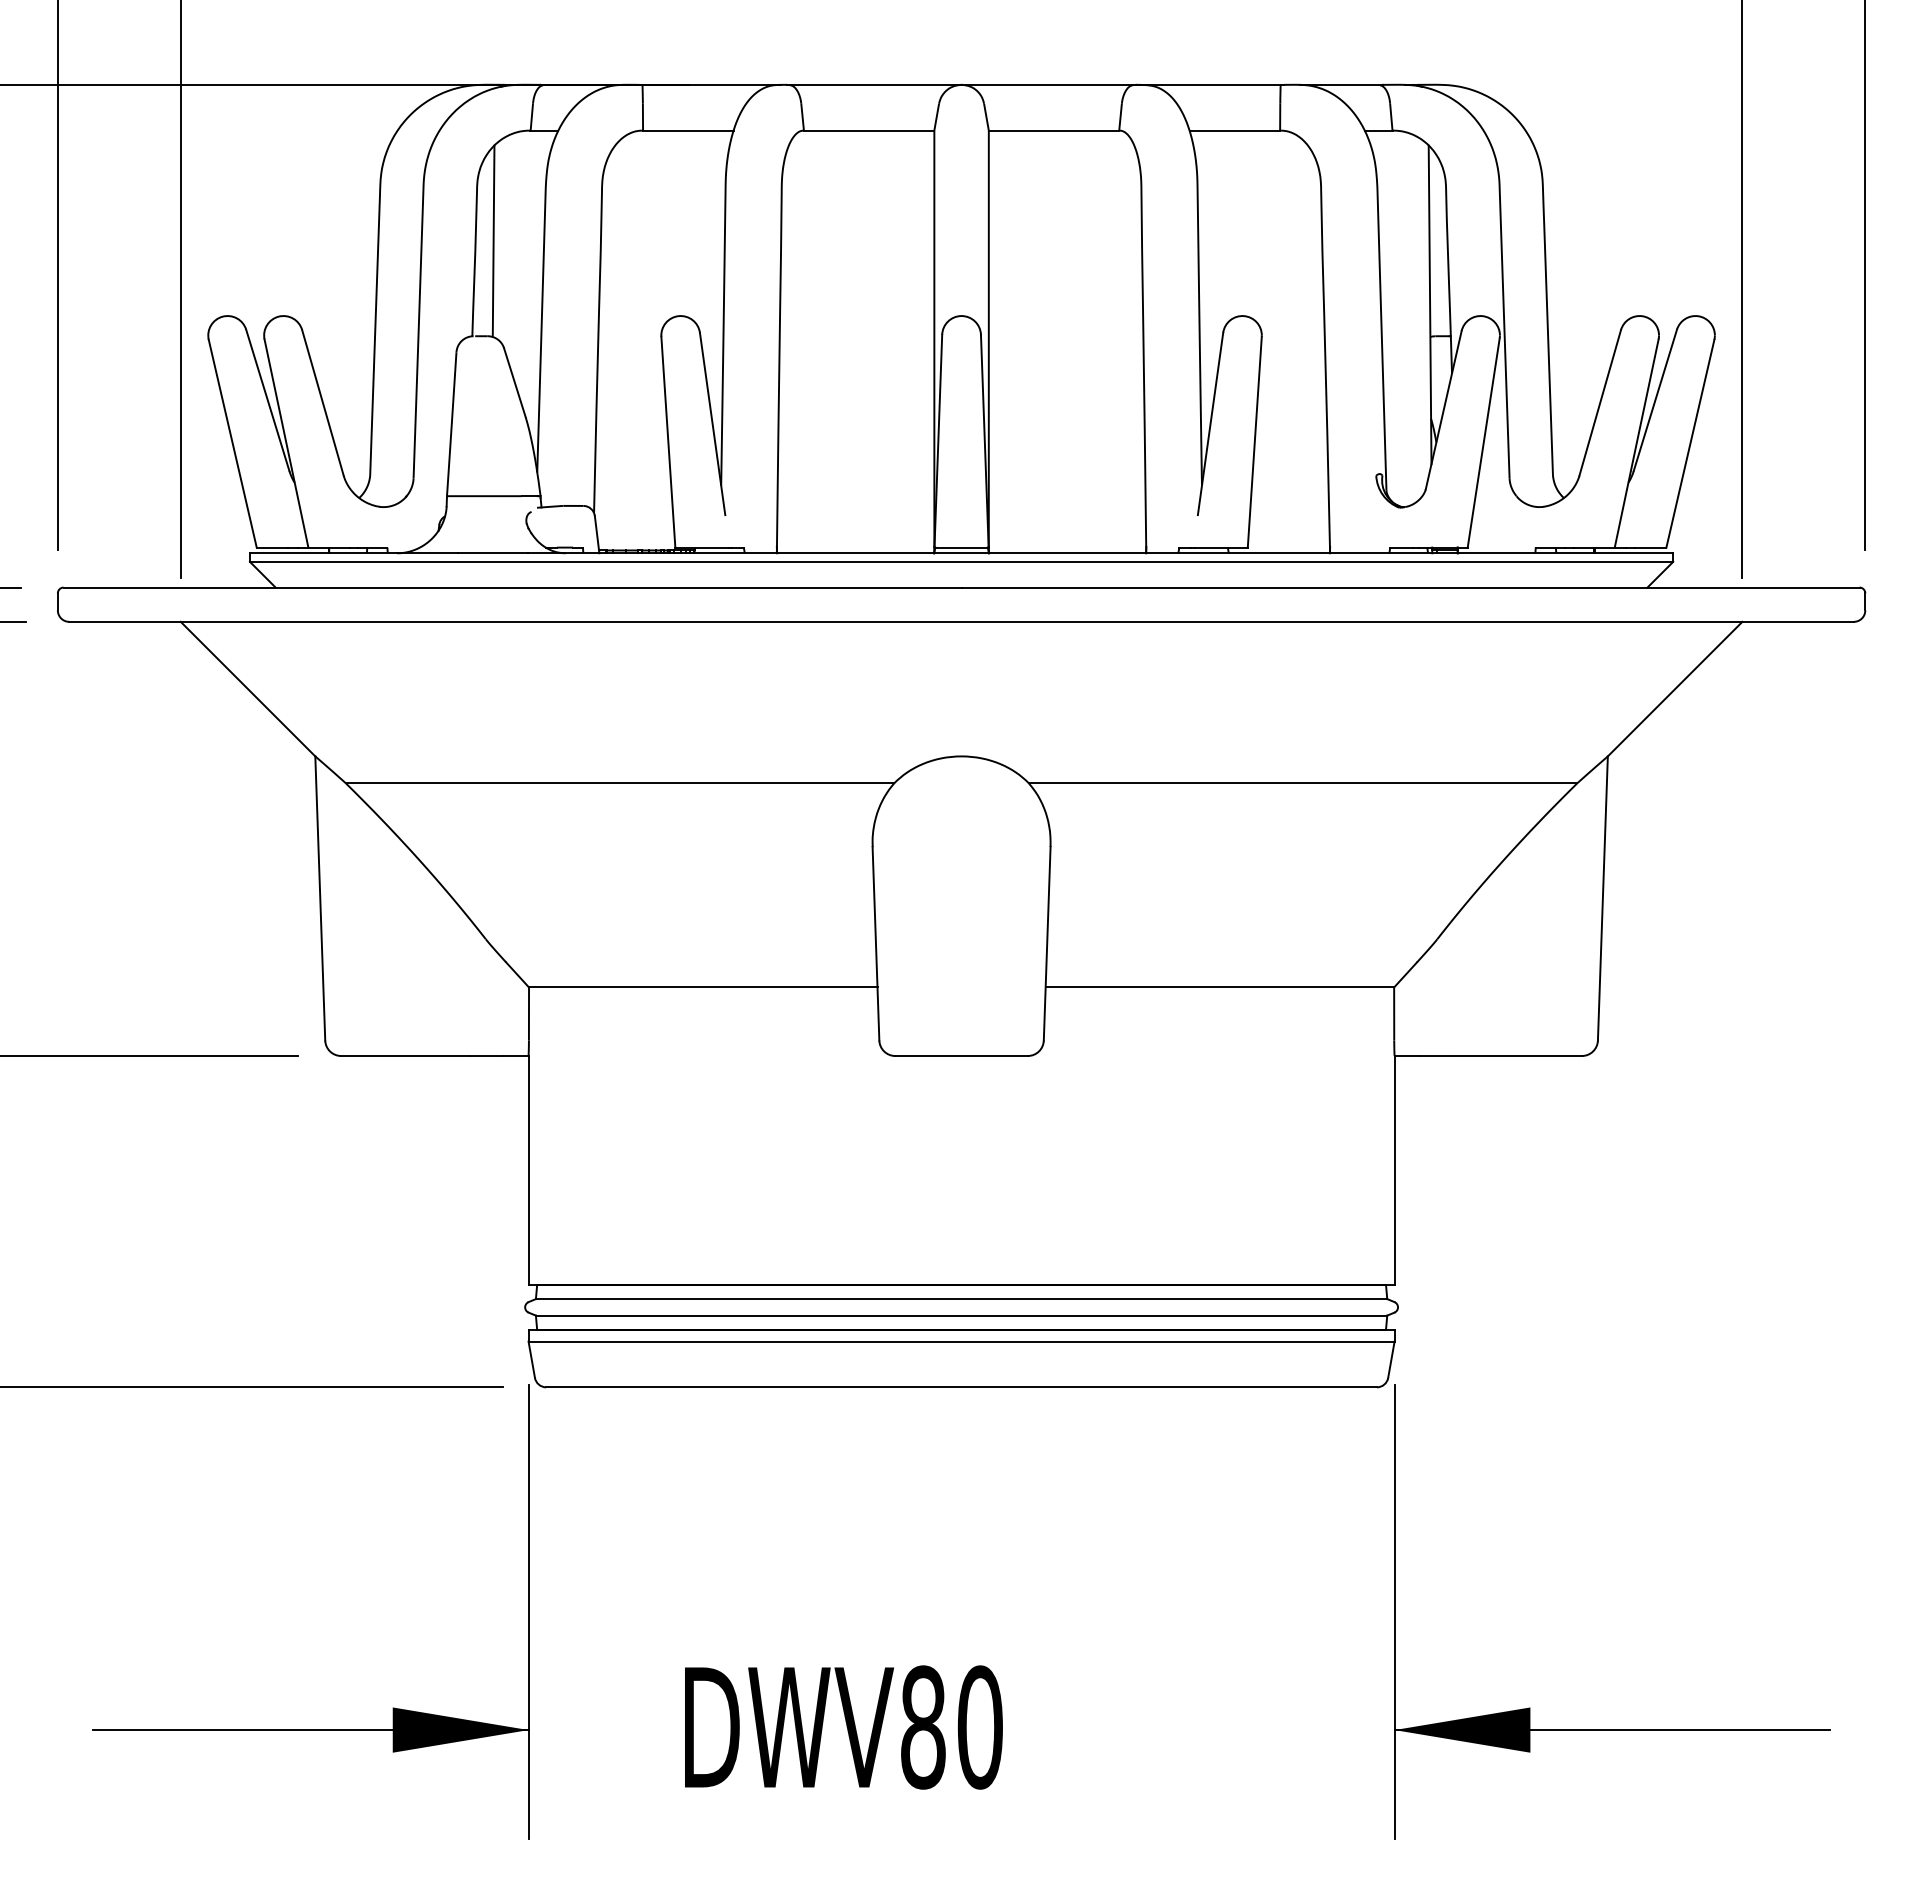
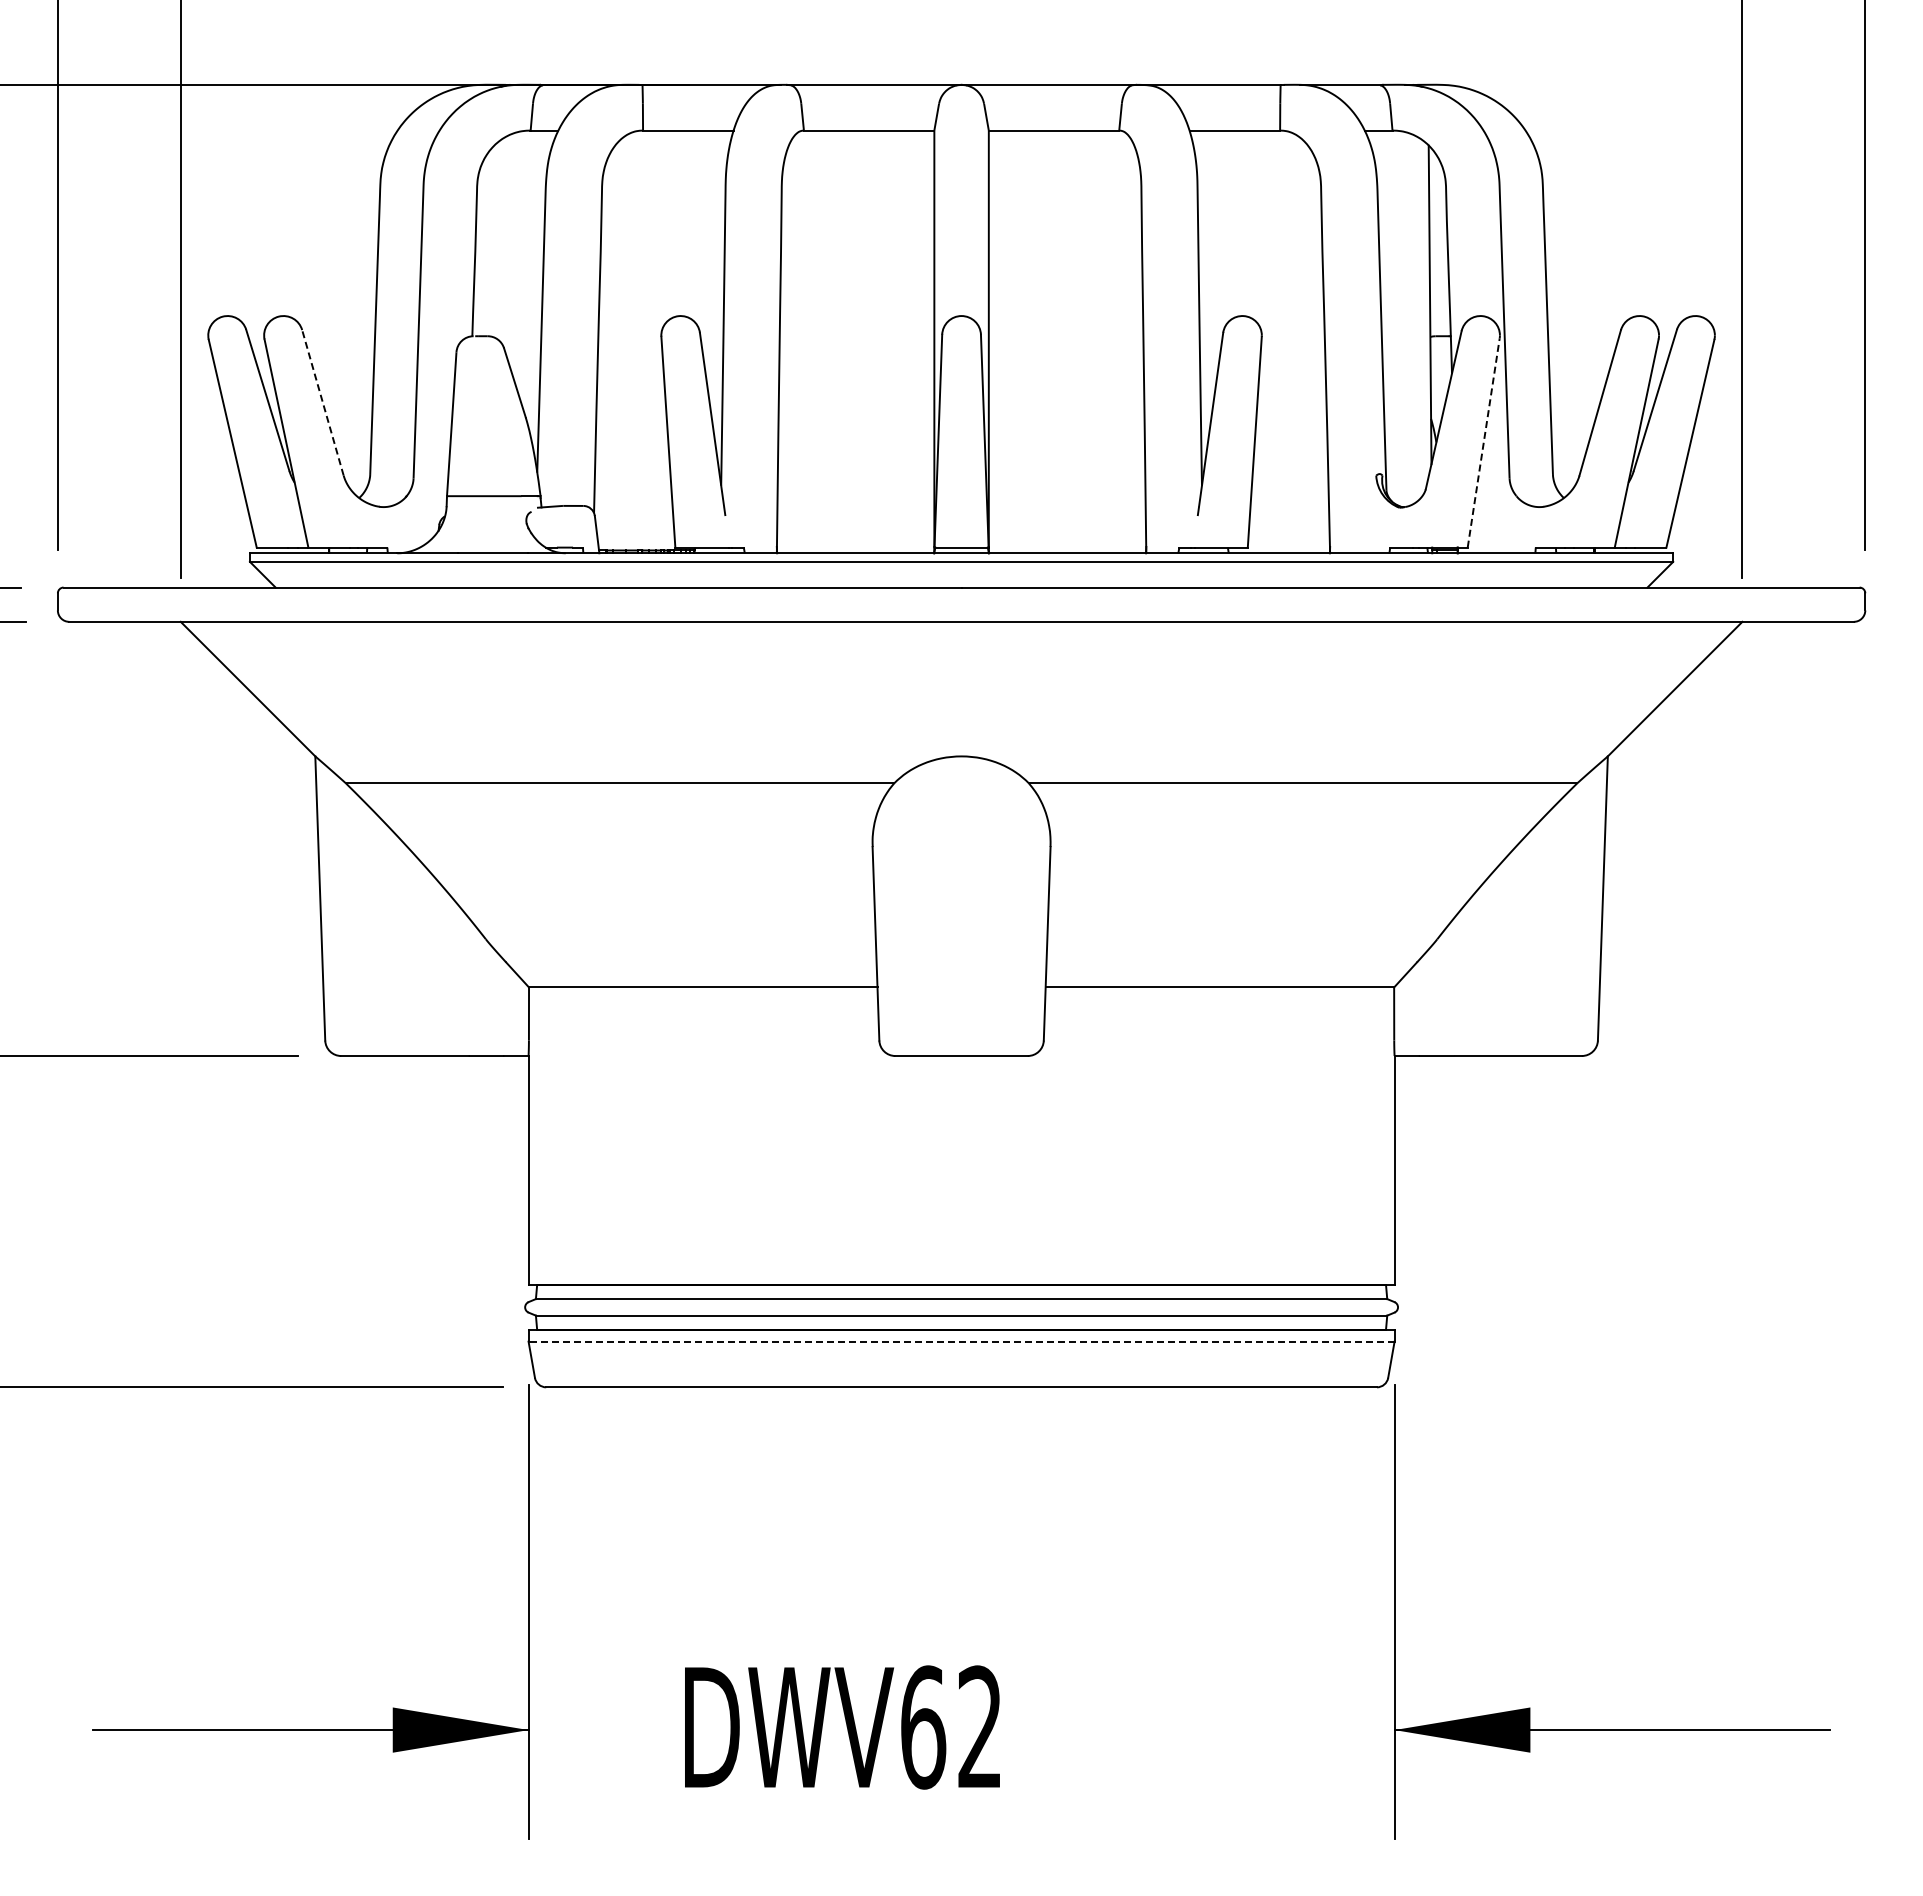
line: present -> none (493, 241)
line: solid -> dashed (322, 402)
line: solid -> dashed (1483, 442)
line: solid -> dashed (961, 1341)
text: DWV80 -> DWV62 (951, 1727)
